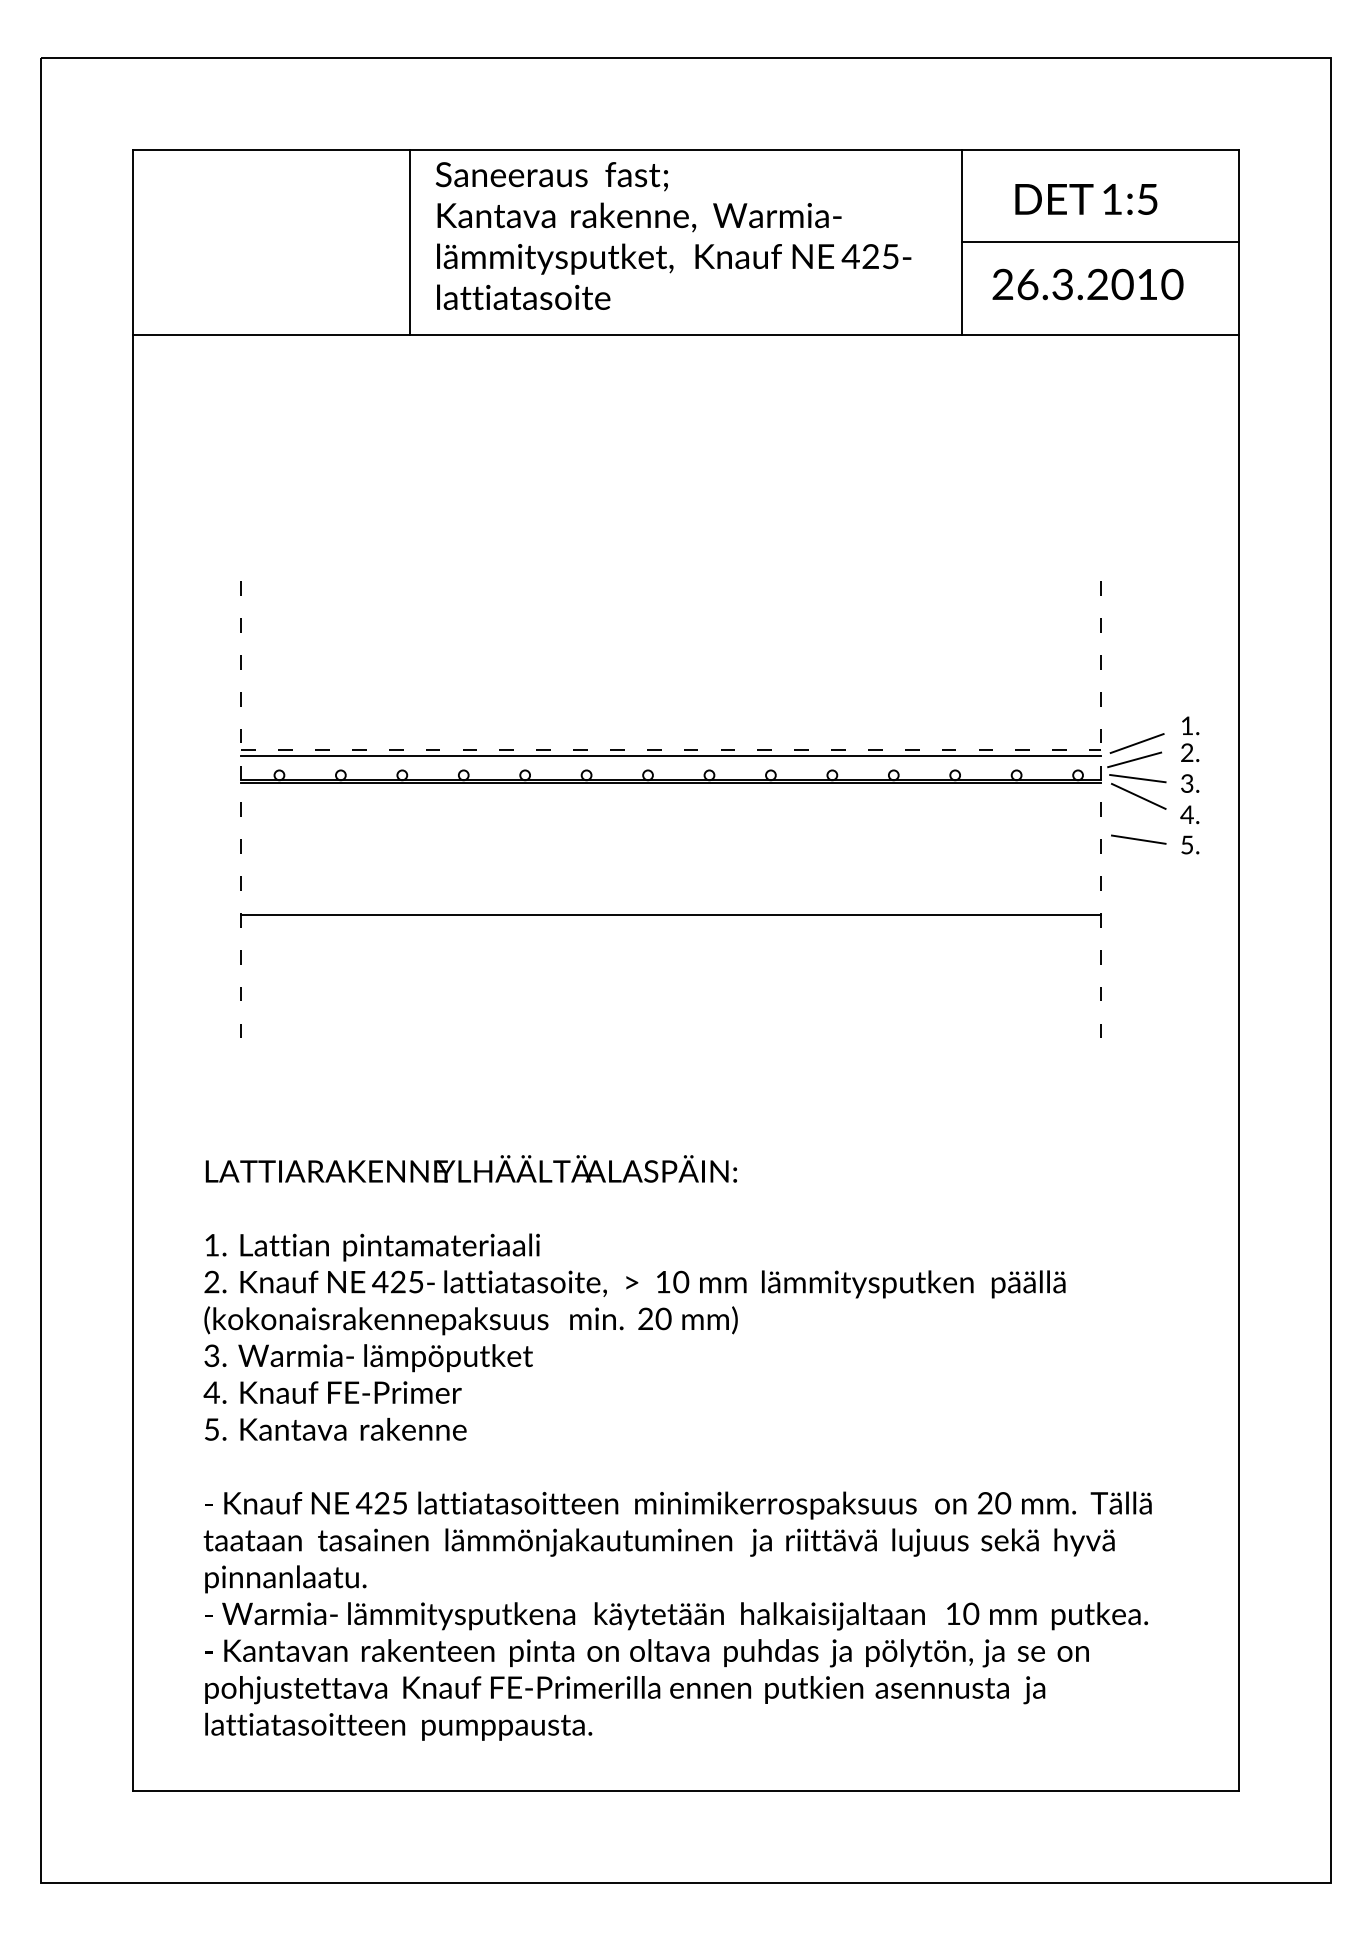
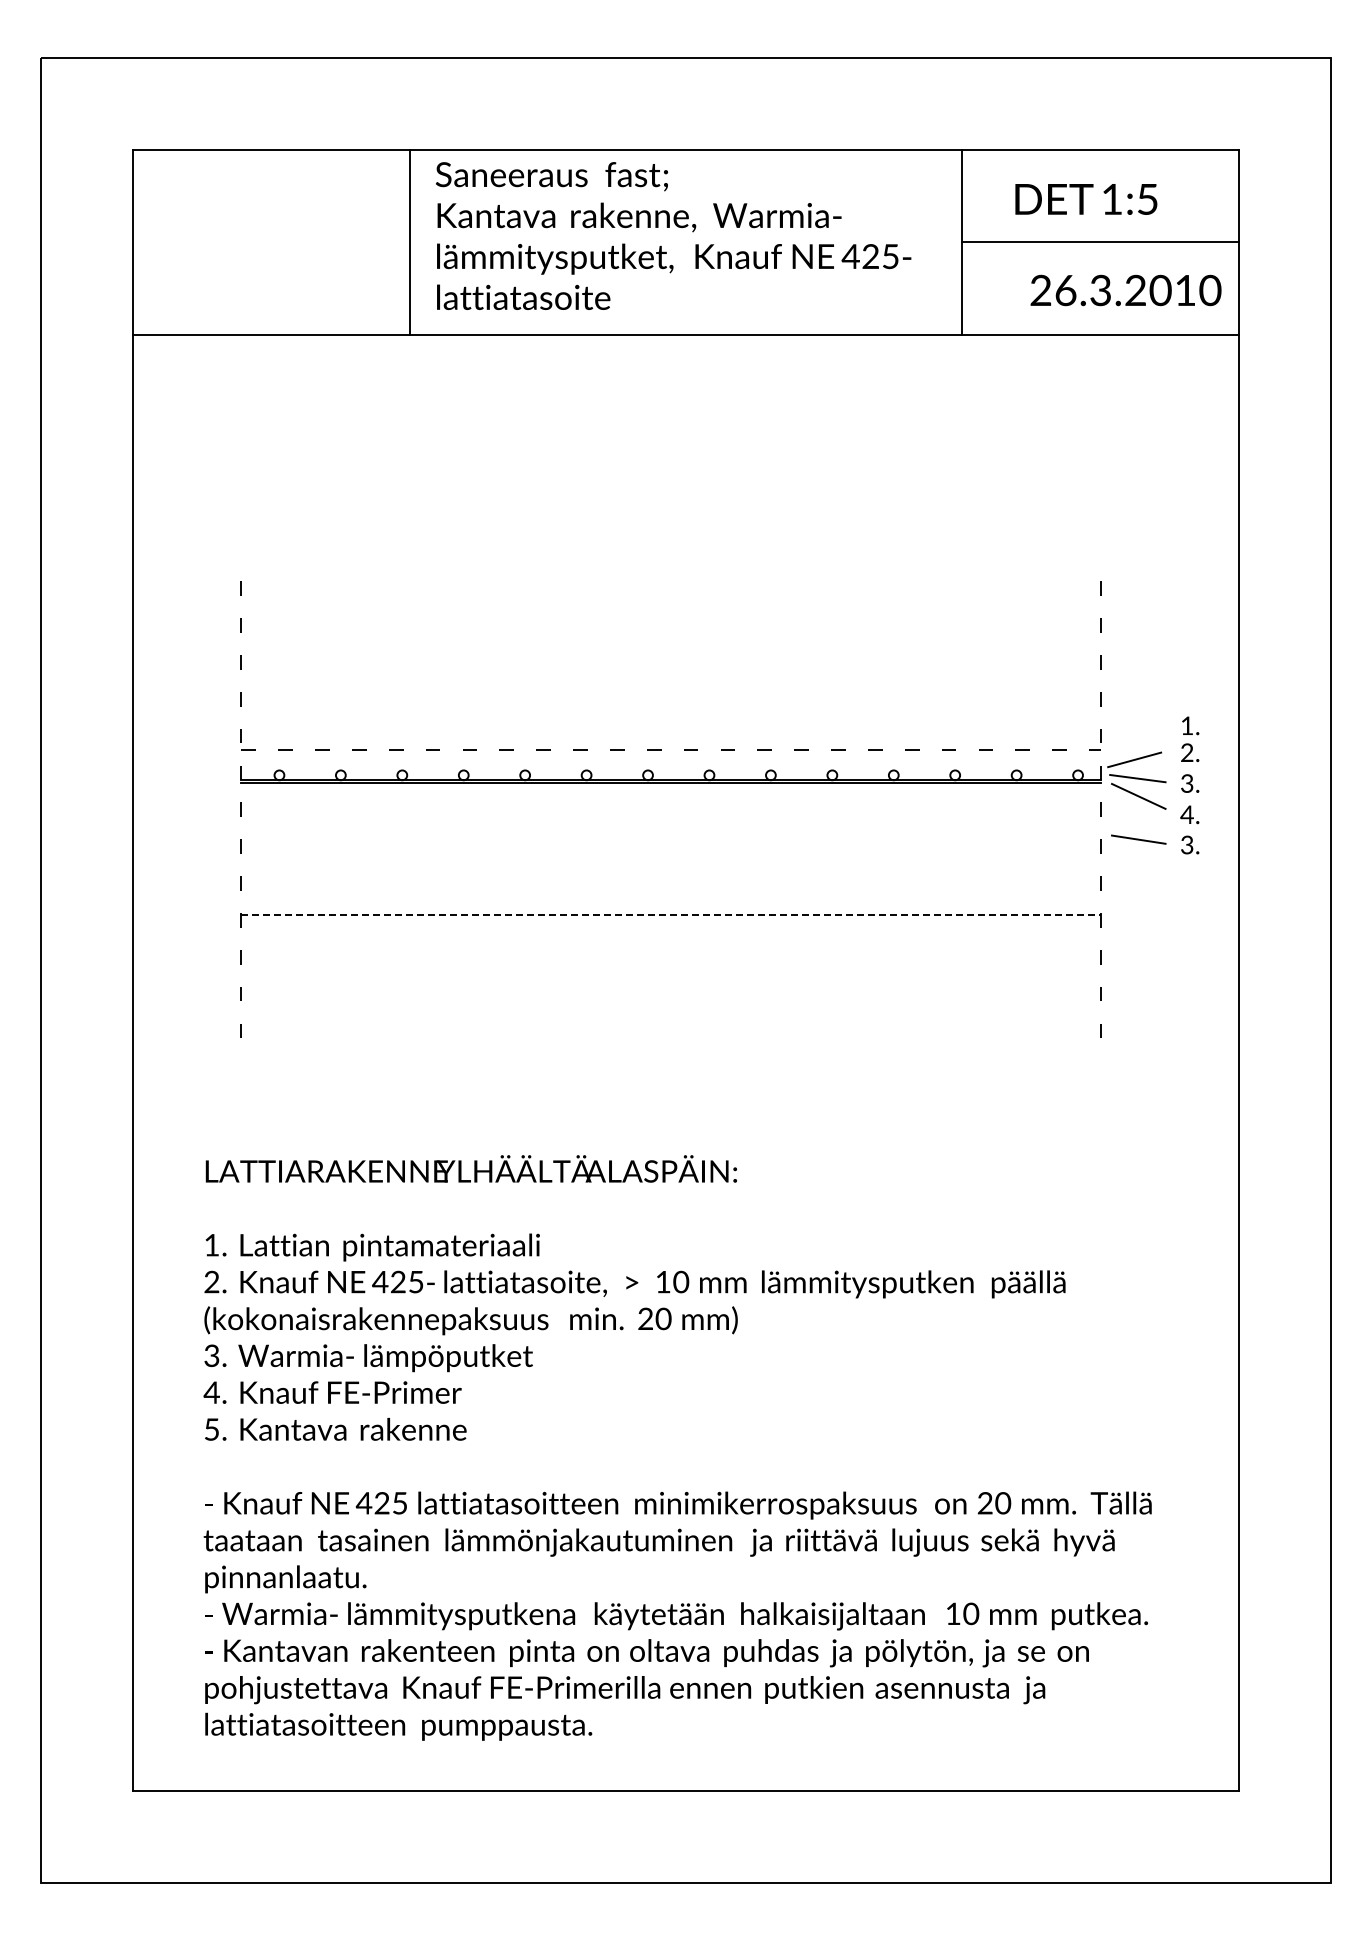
text position: (1087, 284) -> (1125, 290) (1125, 290)
line: present -> none (1136, 743)
line: present -> none (671, 755)
text: 5. -> 3. (1187, 844)
line: solid -> dashed (671, 915)
